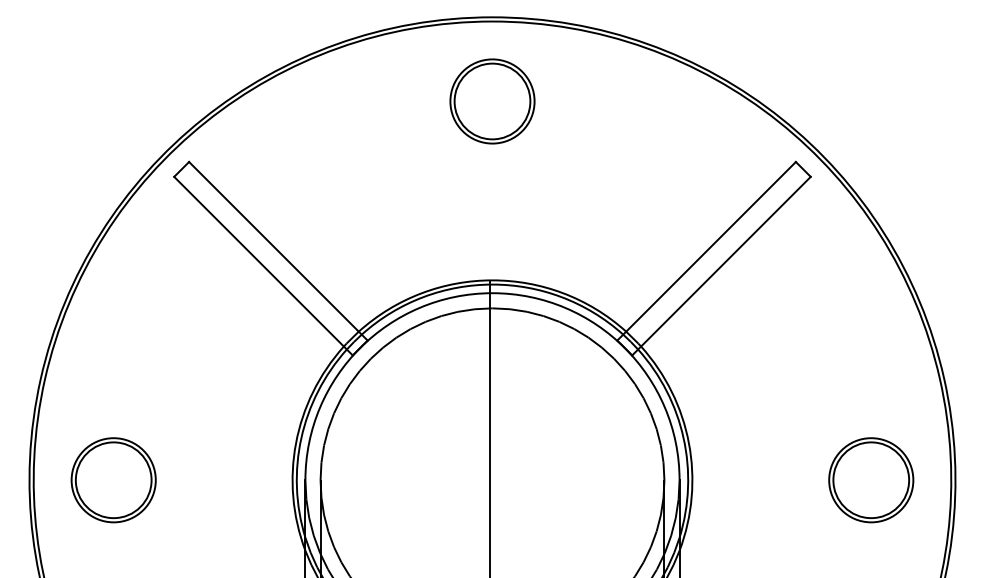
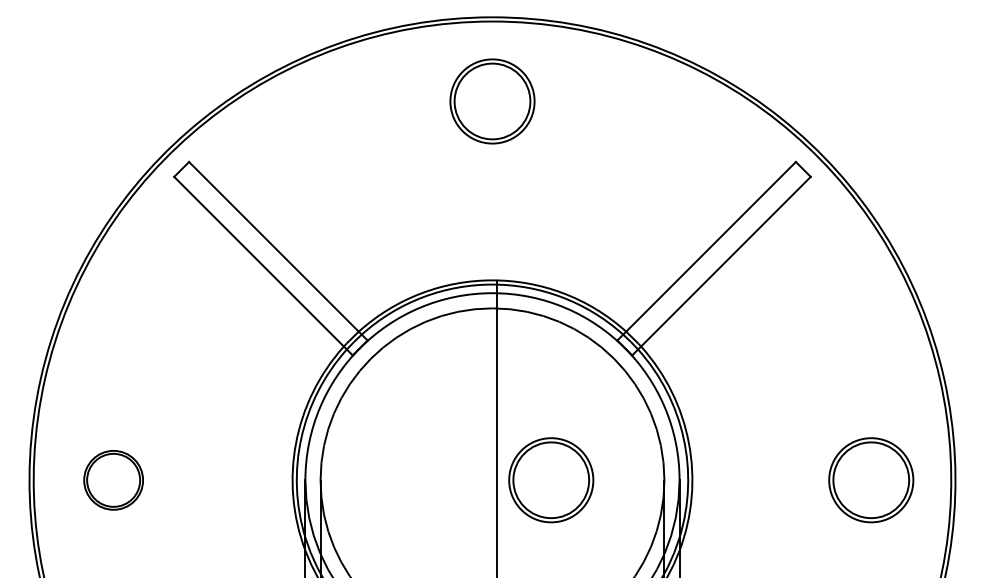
line position: (489, 427) -> (496, 427) (496, 427)
part size: 87x87 px -> 61x61 px (113, 480)
part: none -> present (551, 480)
